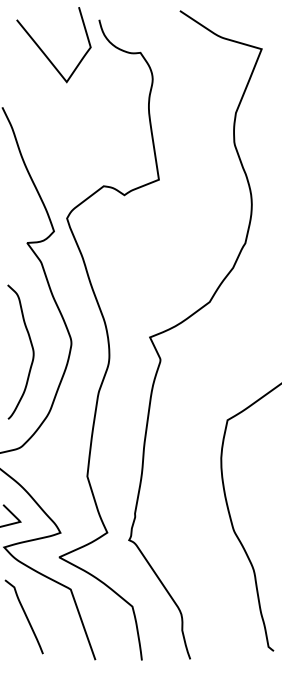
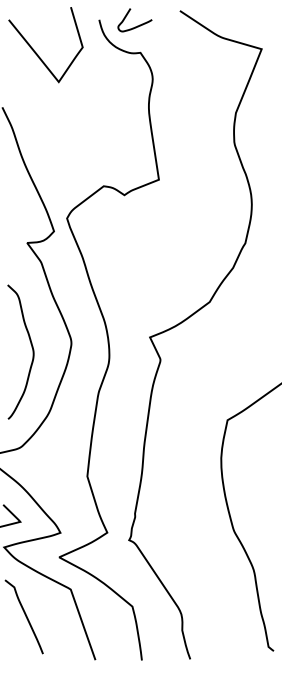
curve: none -> present (137, 25)
curve position: (45, 53) -> (37, 53) (37, 53)
